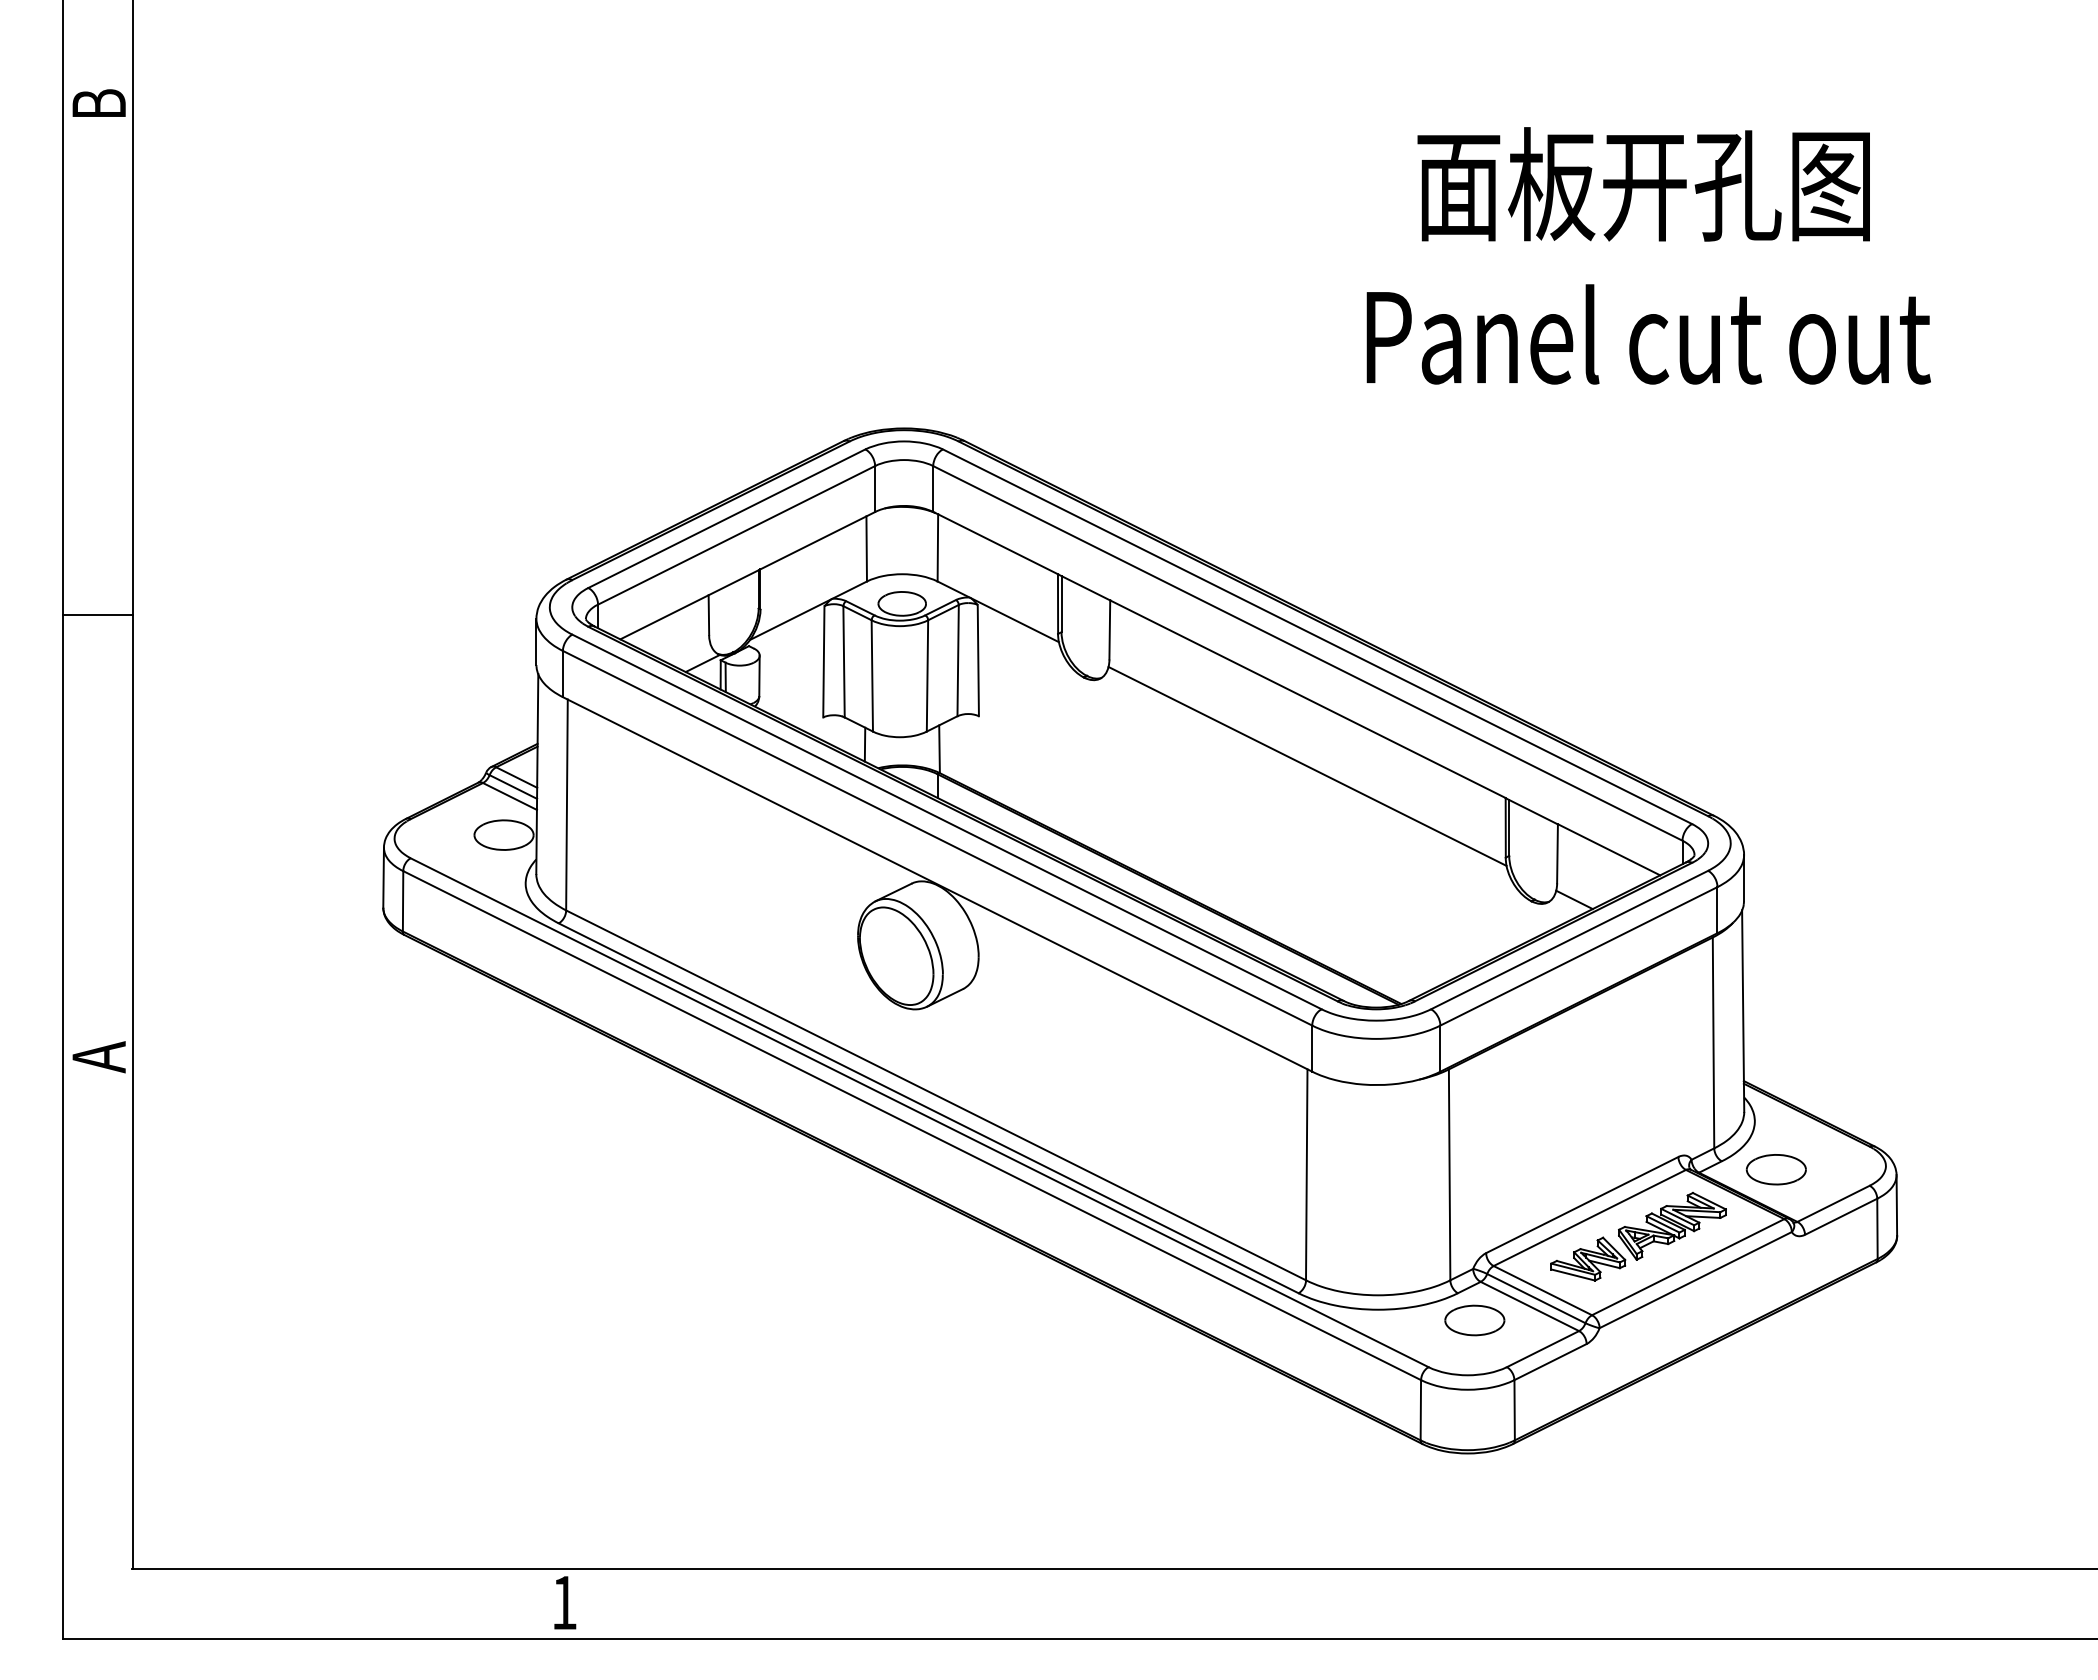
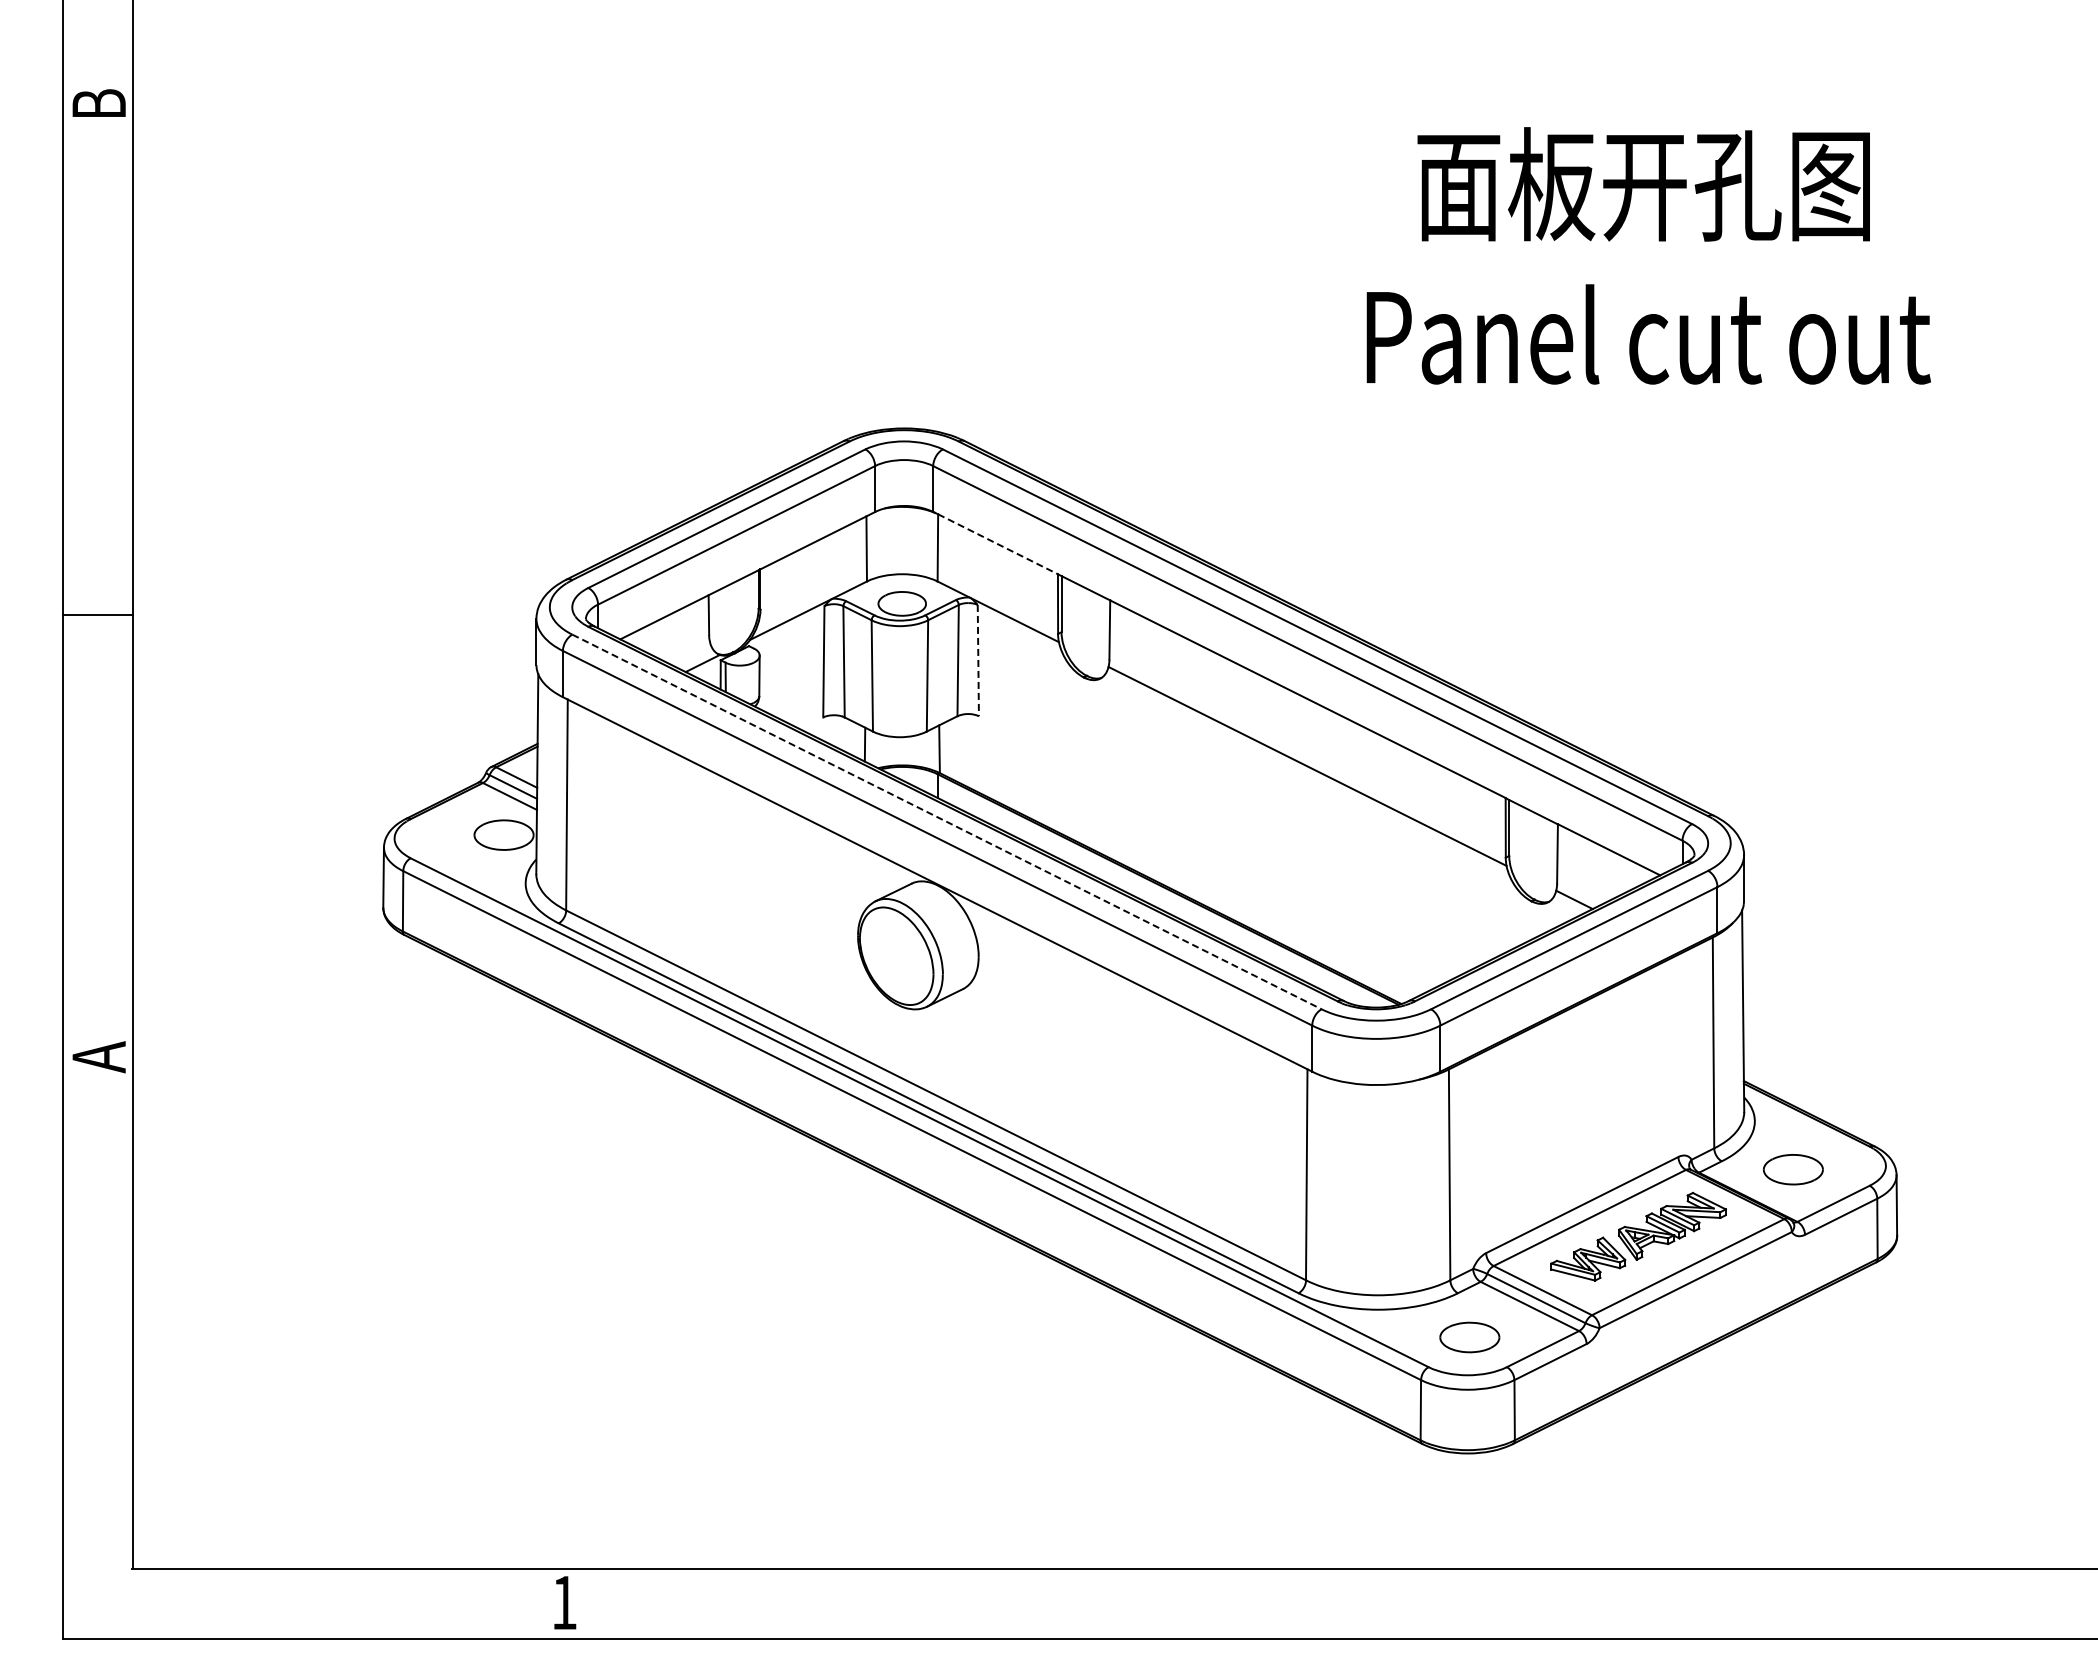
line: solid -> dashed (998, 544)
line: solid -> dashed (978, 660)
line: solid -> dashed (947, 822)
part position: (1775, 1169) -> (1792, 1169) (1792, 1169)
part position: (1474, 1320) -> (1469, 1337) (1469, 1337)
